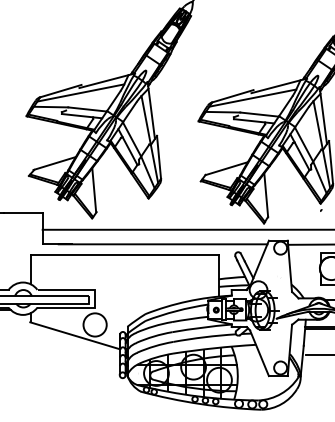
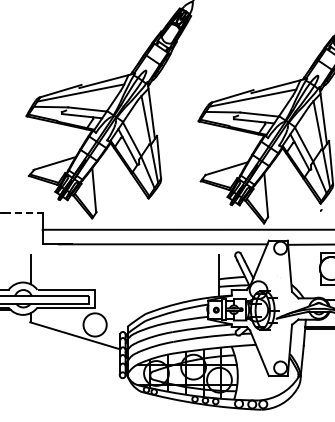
line: solid -> dashed (23, 212)
line: present -> none (124, 255)
line: present -> none (318, 355)
